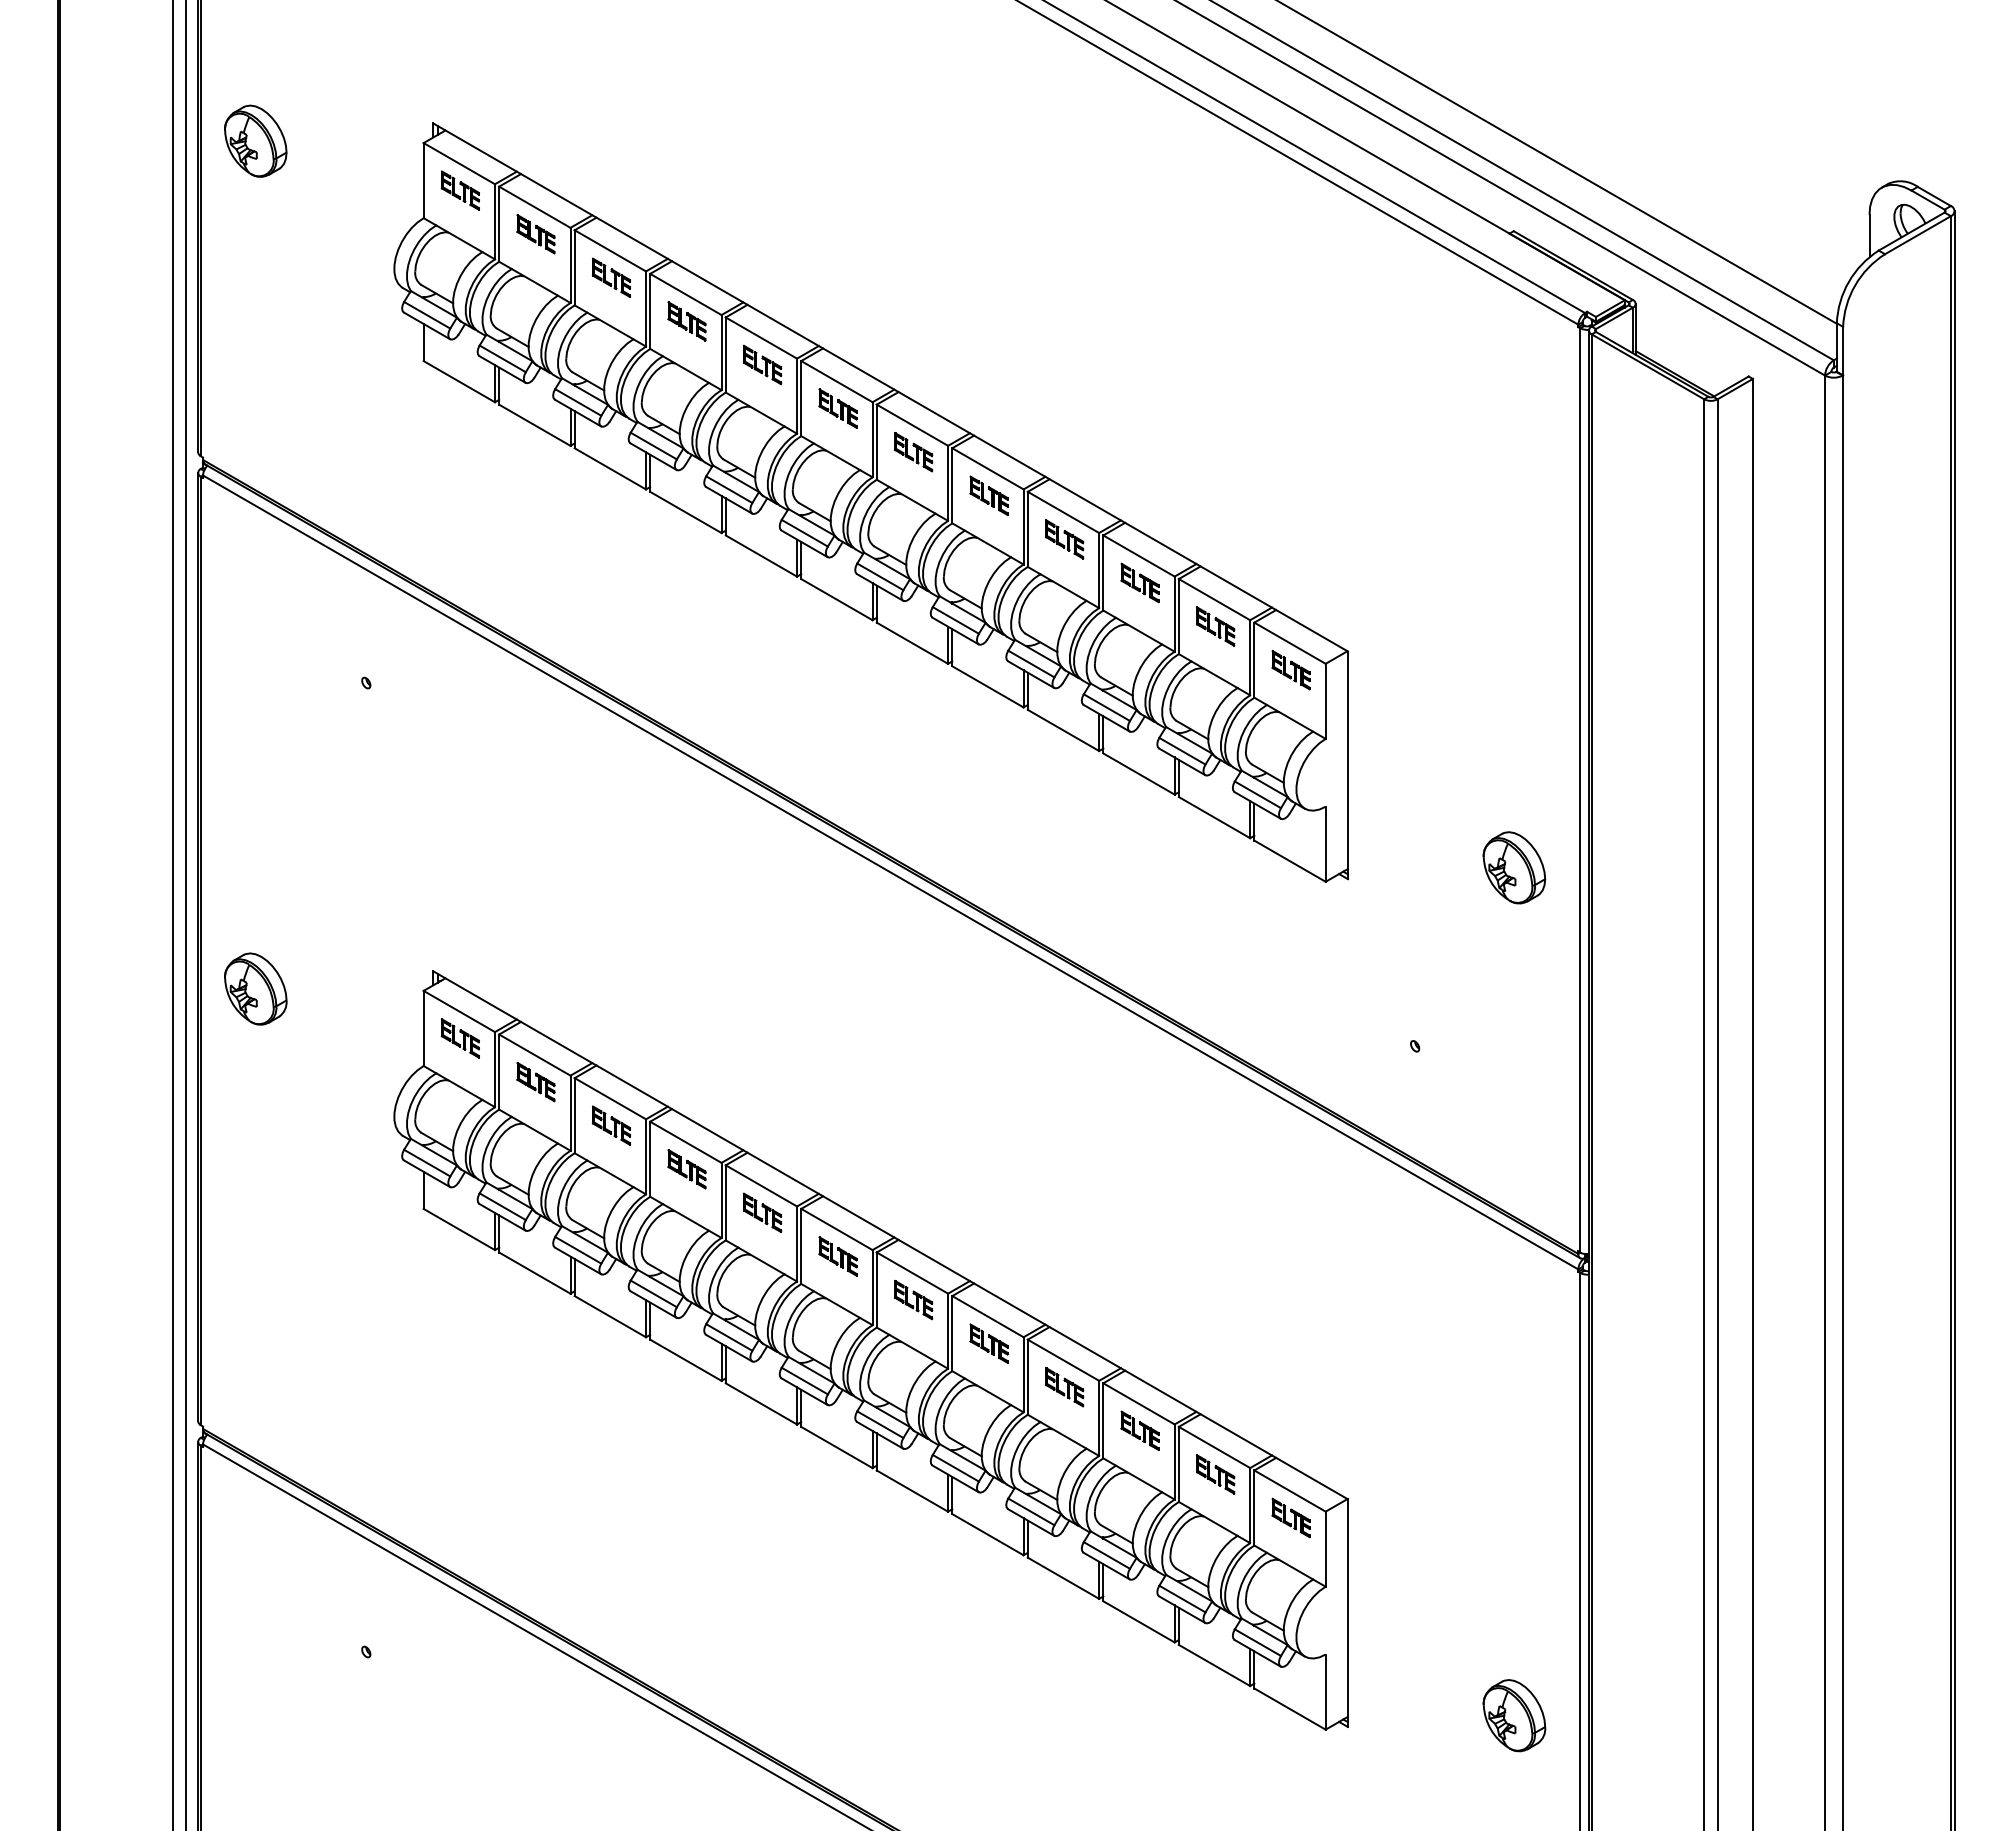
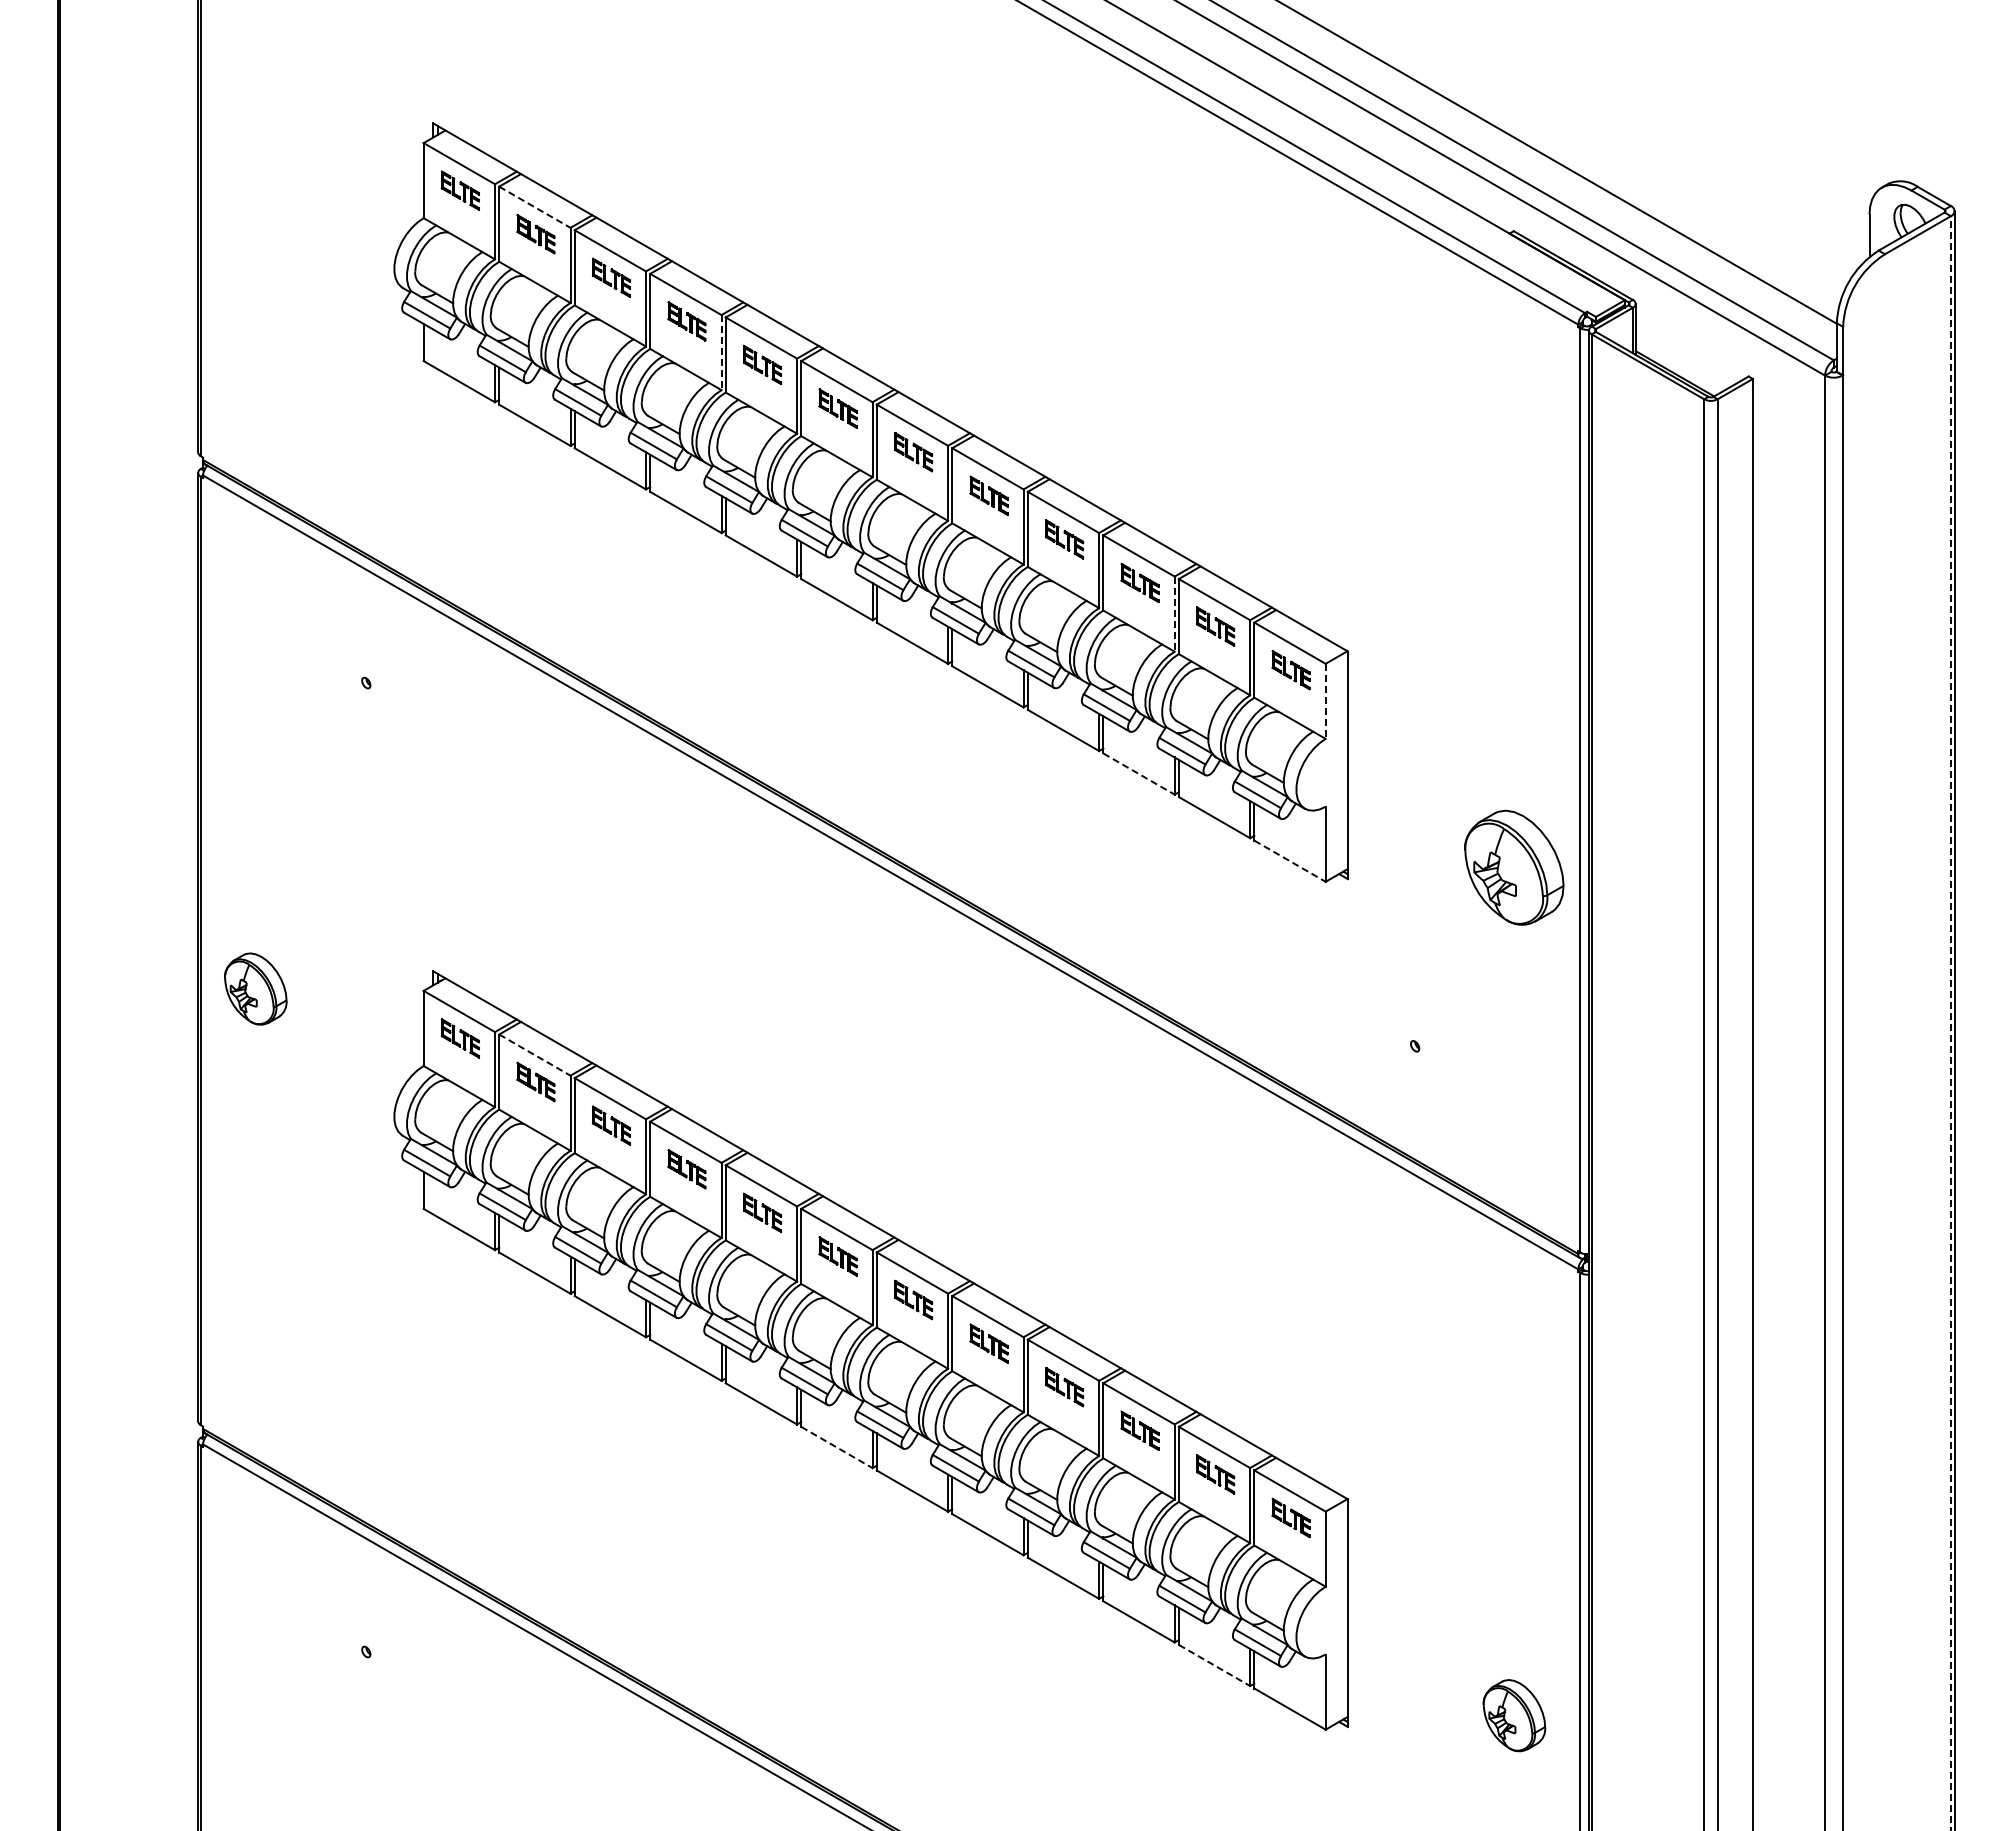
part: present -> none (255, 140)
line: solid -> dashed (535, 207)
line: solid -> dashed (721, 352)
line: solid -> dashed (1174, 614)
line: solid -> dashed (1325, 701)
line: solid -> dashed (1139, 774)
line: solid -> dashed (1290, 861)
part size: 65x74 px -> 101x117 px (1514, 867)
line: present -> none (172, 914)
line: present -> none (186, 914)
line: solid -> dashed (1950, 1023)
line: solid -> dashed (535, 1055)
line: solid -> dashed (837, 1447)
line: solid -> dashed (1214, 1665)
